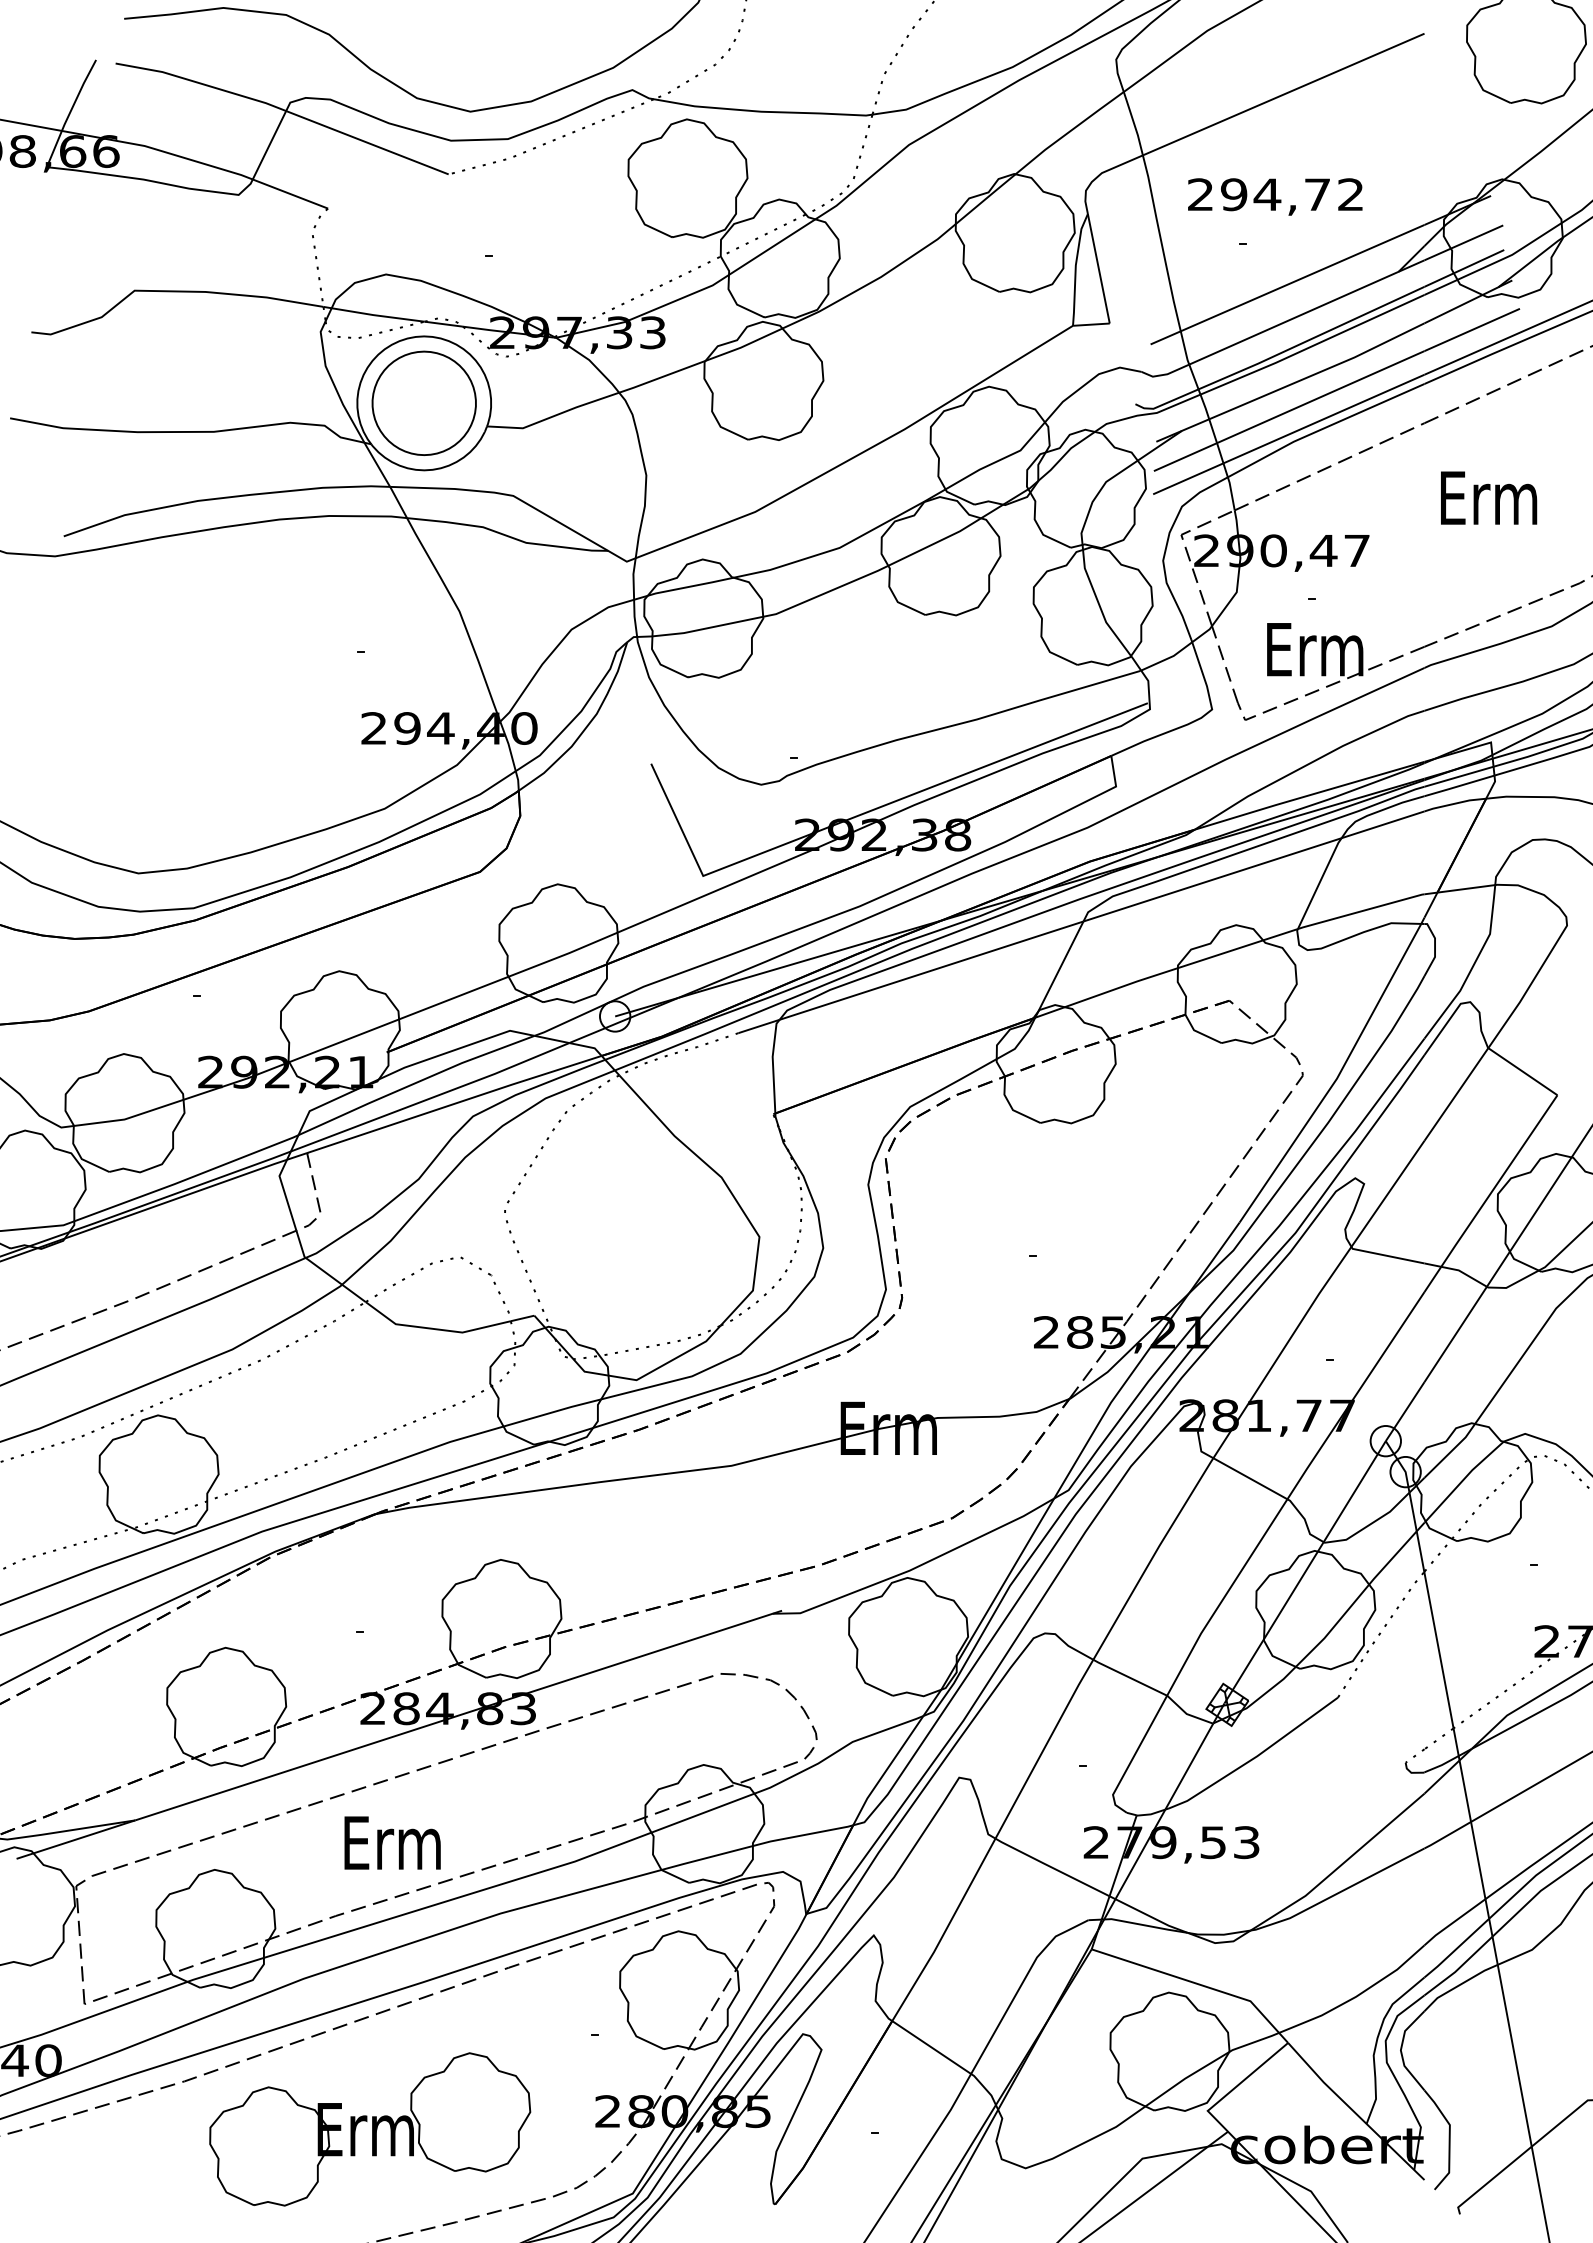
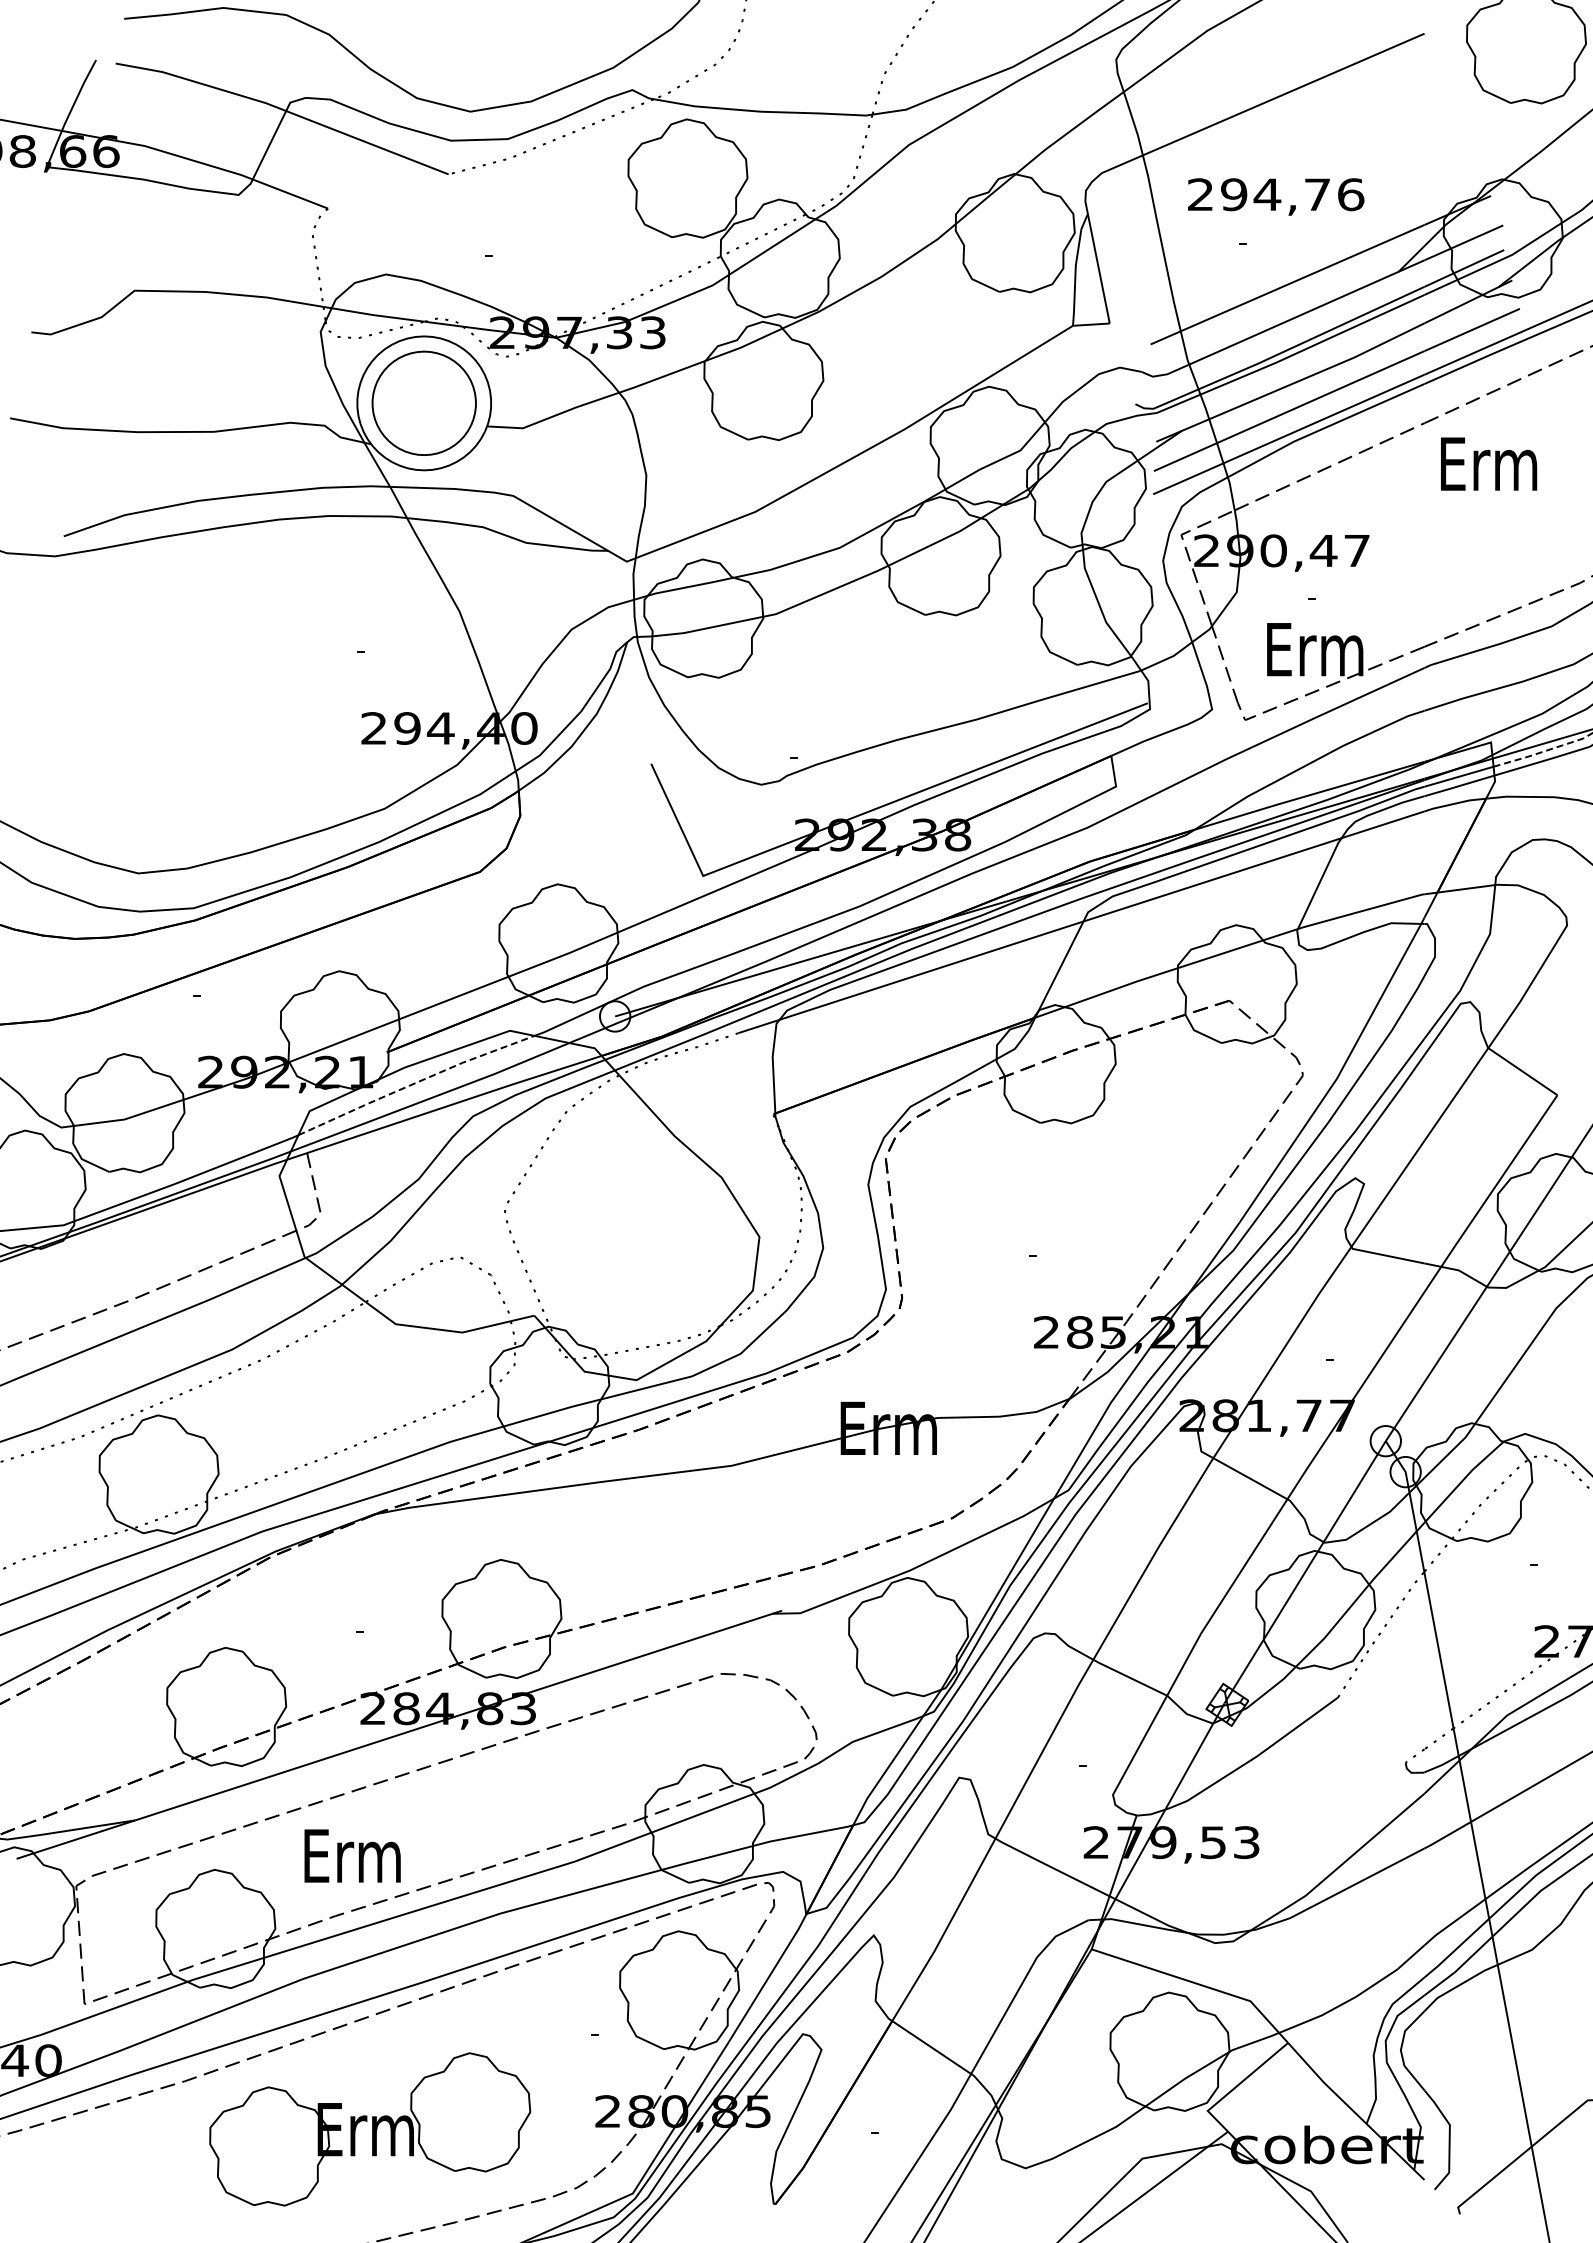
text: 294,72 -> 294,76 (1351, 194)
text position: (1489, 497) -> (1489, 463) (1489, 463)
line: solid -> dashed (1544, 751)
line: solid -> dashed (415, 1083)
text position: (392, 1842) -> (352, 1855) (352, 1855)
